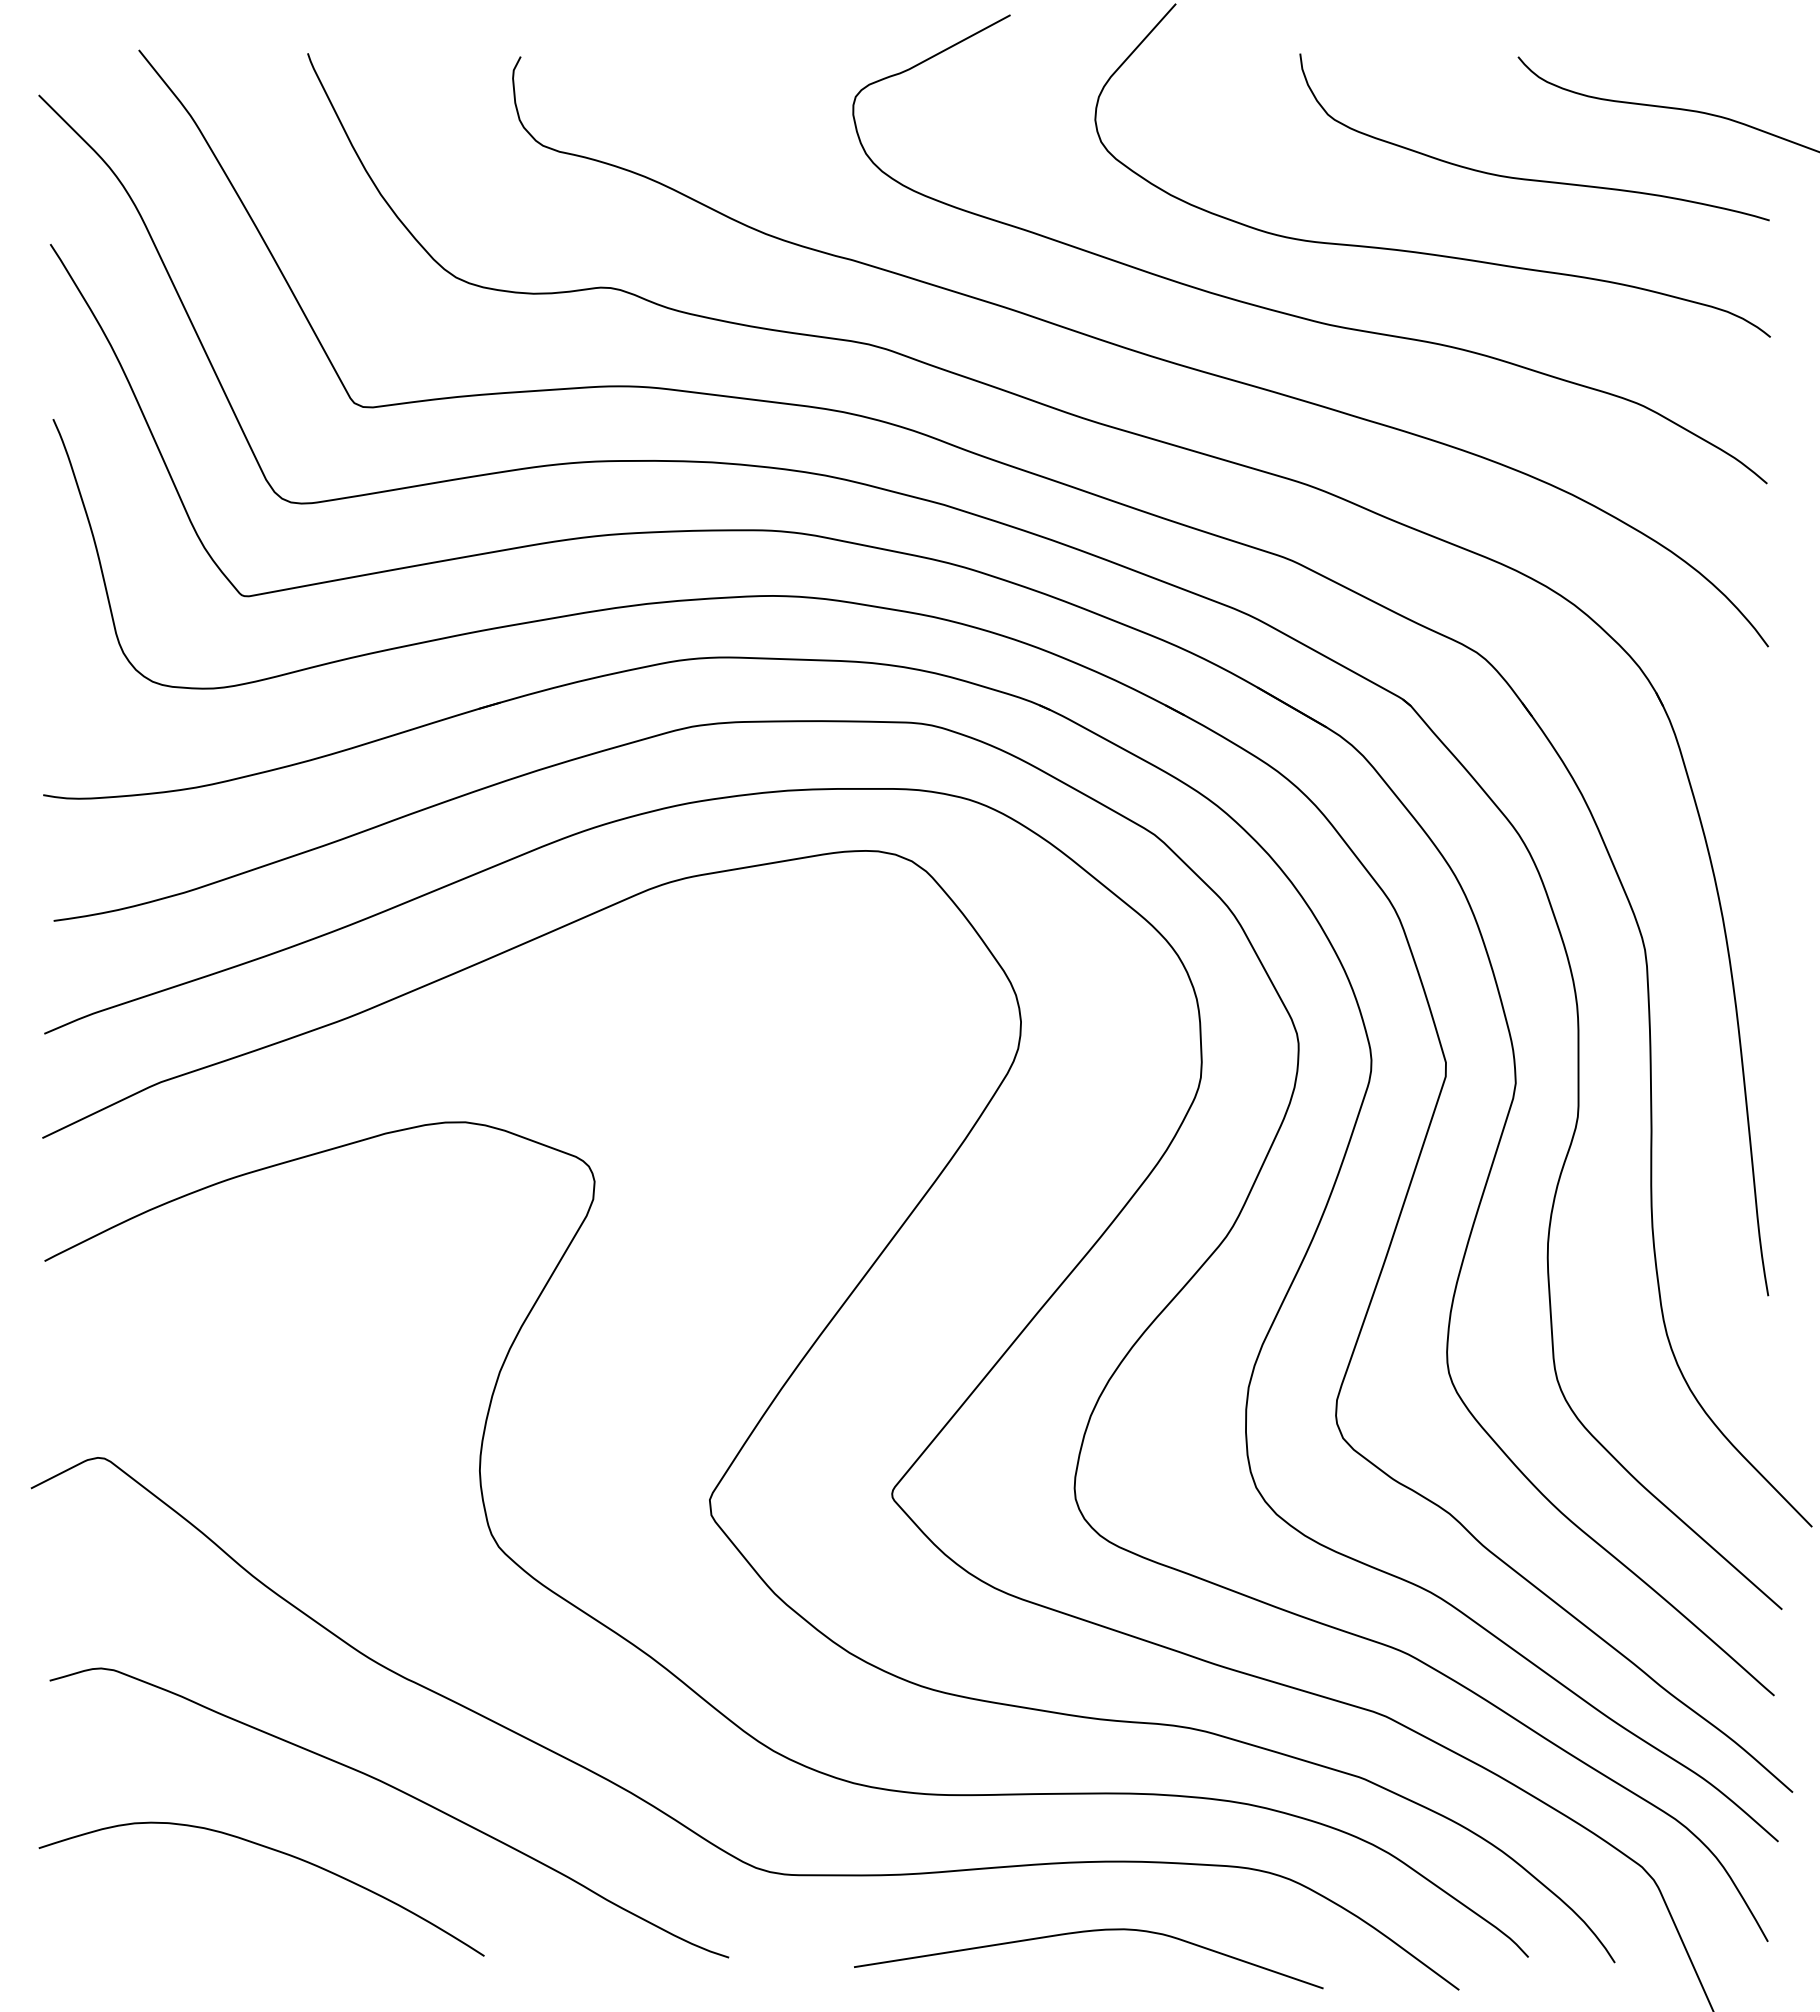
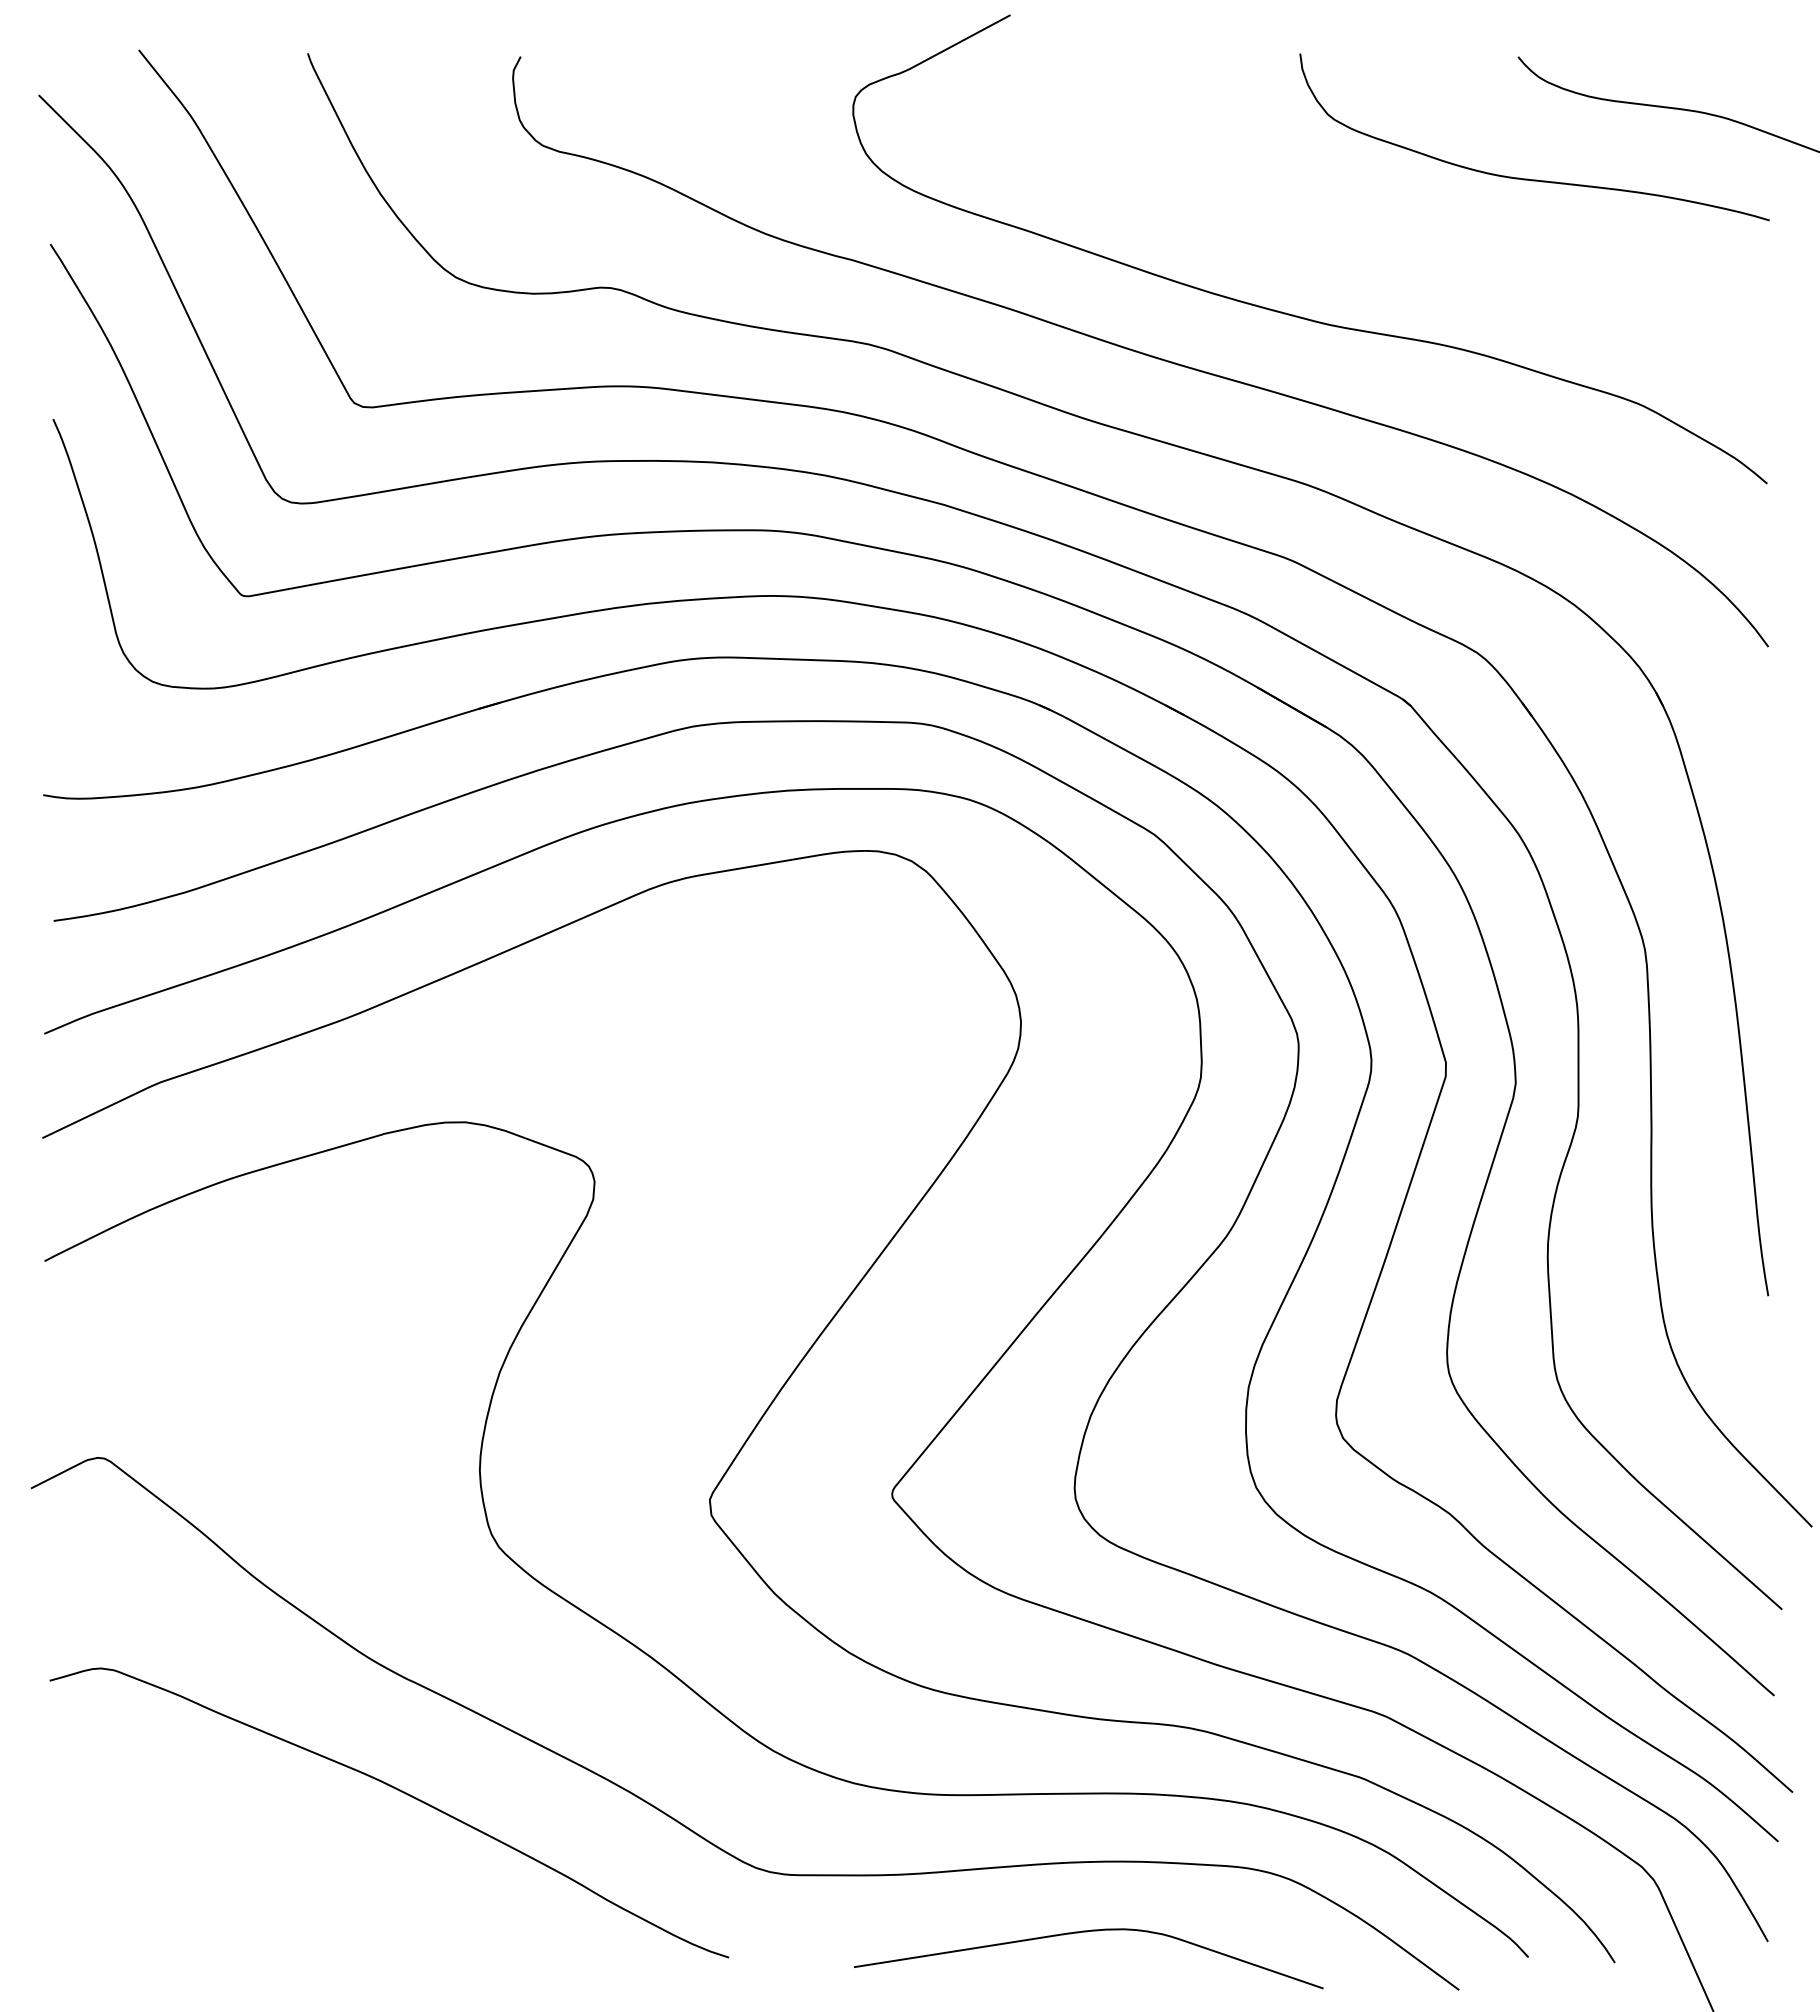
curve: present -> none (1418, 251)
curve: present -> none (272, 1850)
